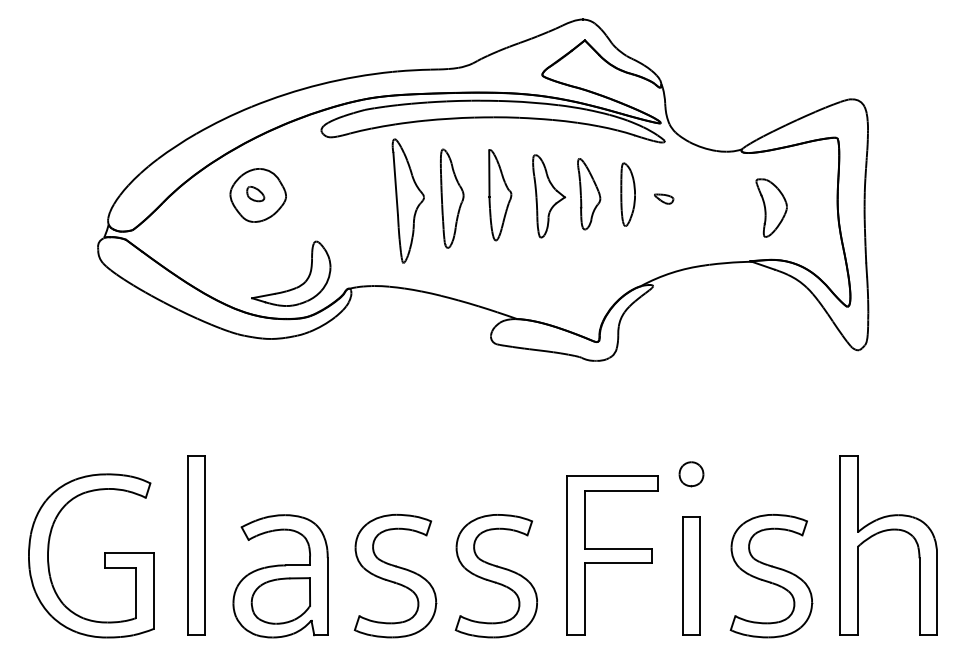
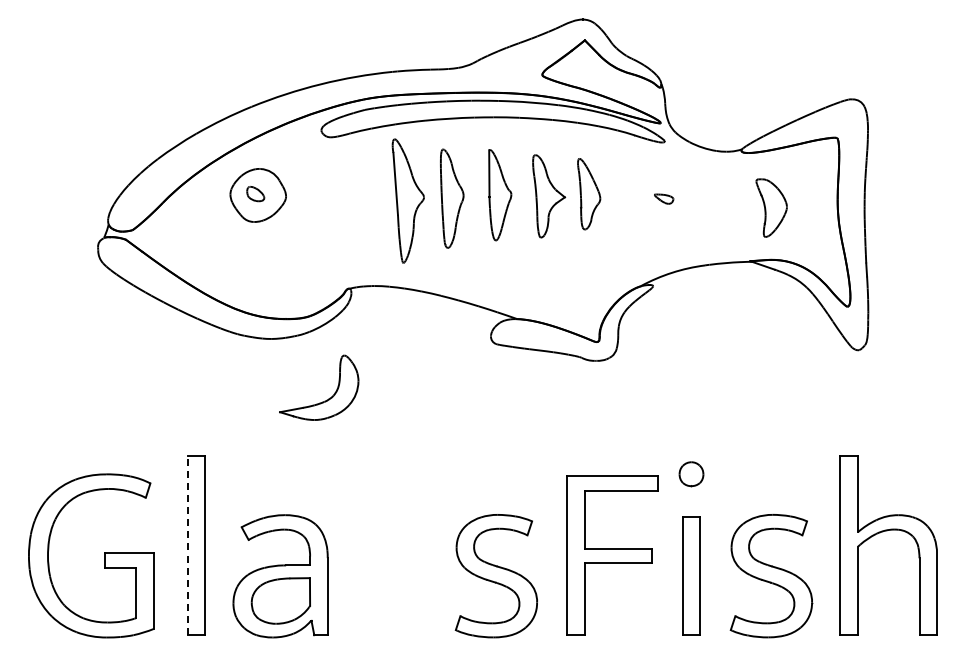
part: present -> none (627, 194)
part position: (296, 286) -> (324, 400) (324, 400)
line: solid -> dashed (187, 545)
part: present -> none (395, 575)
